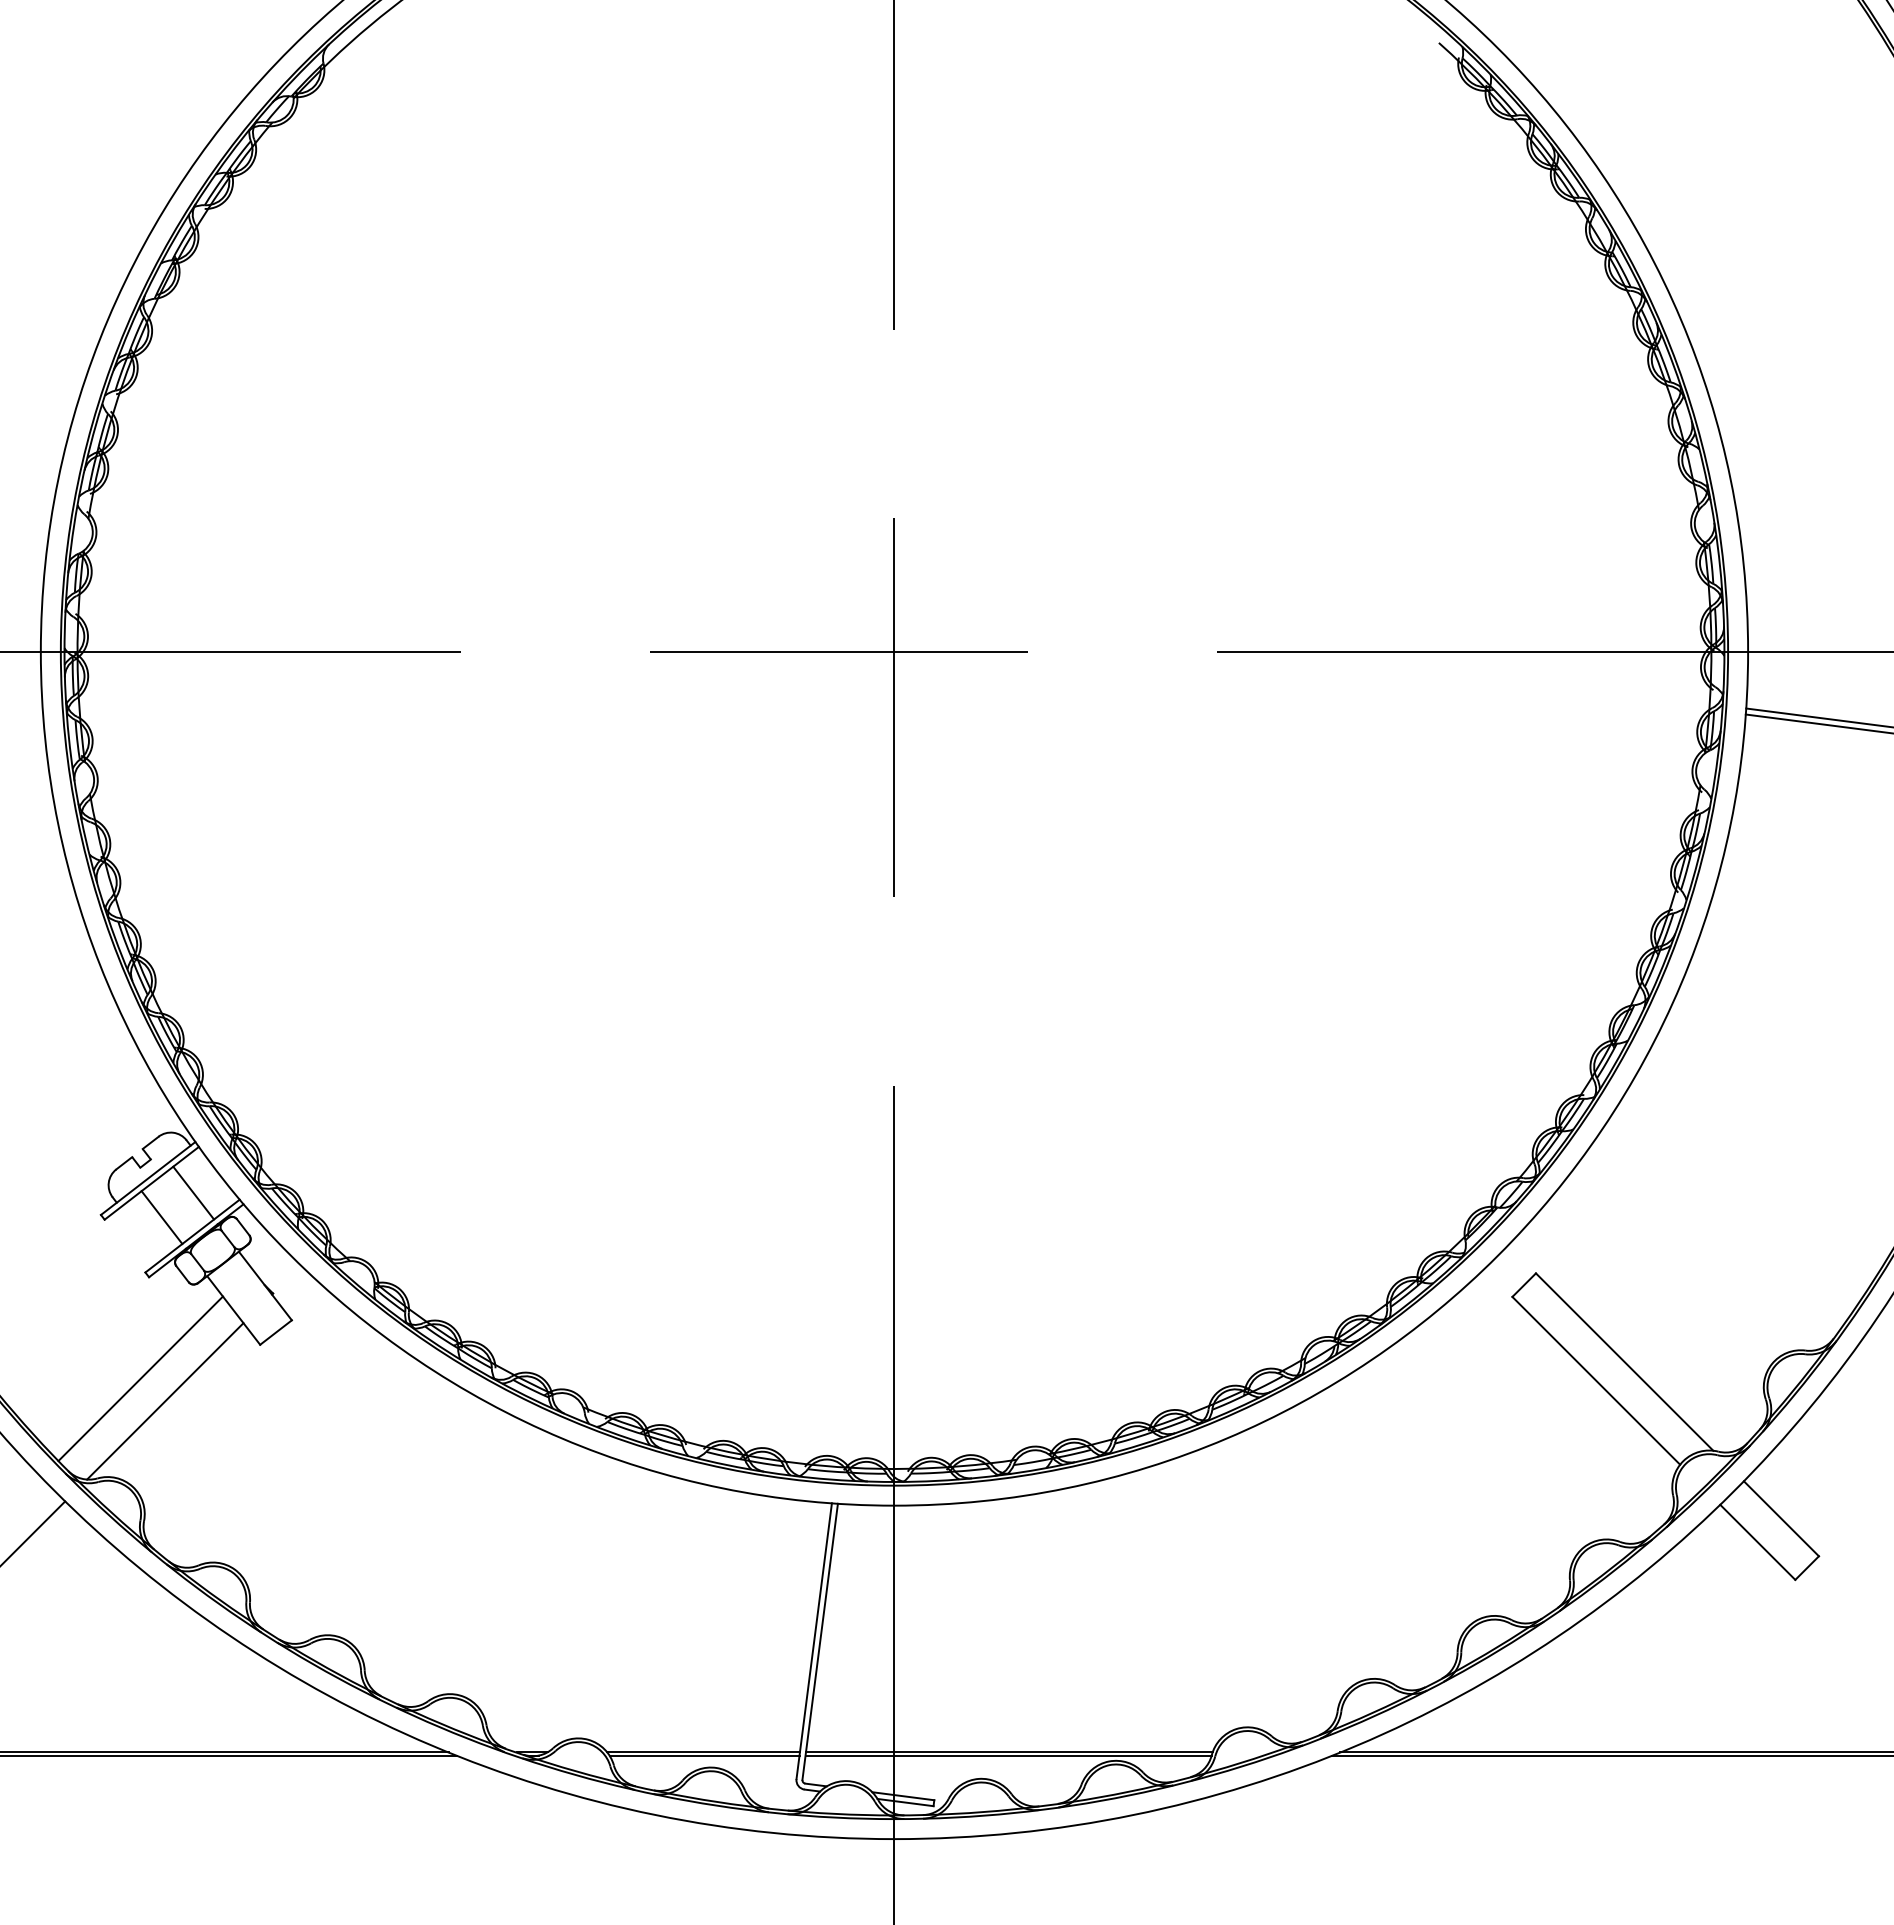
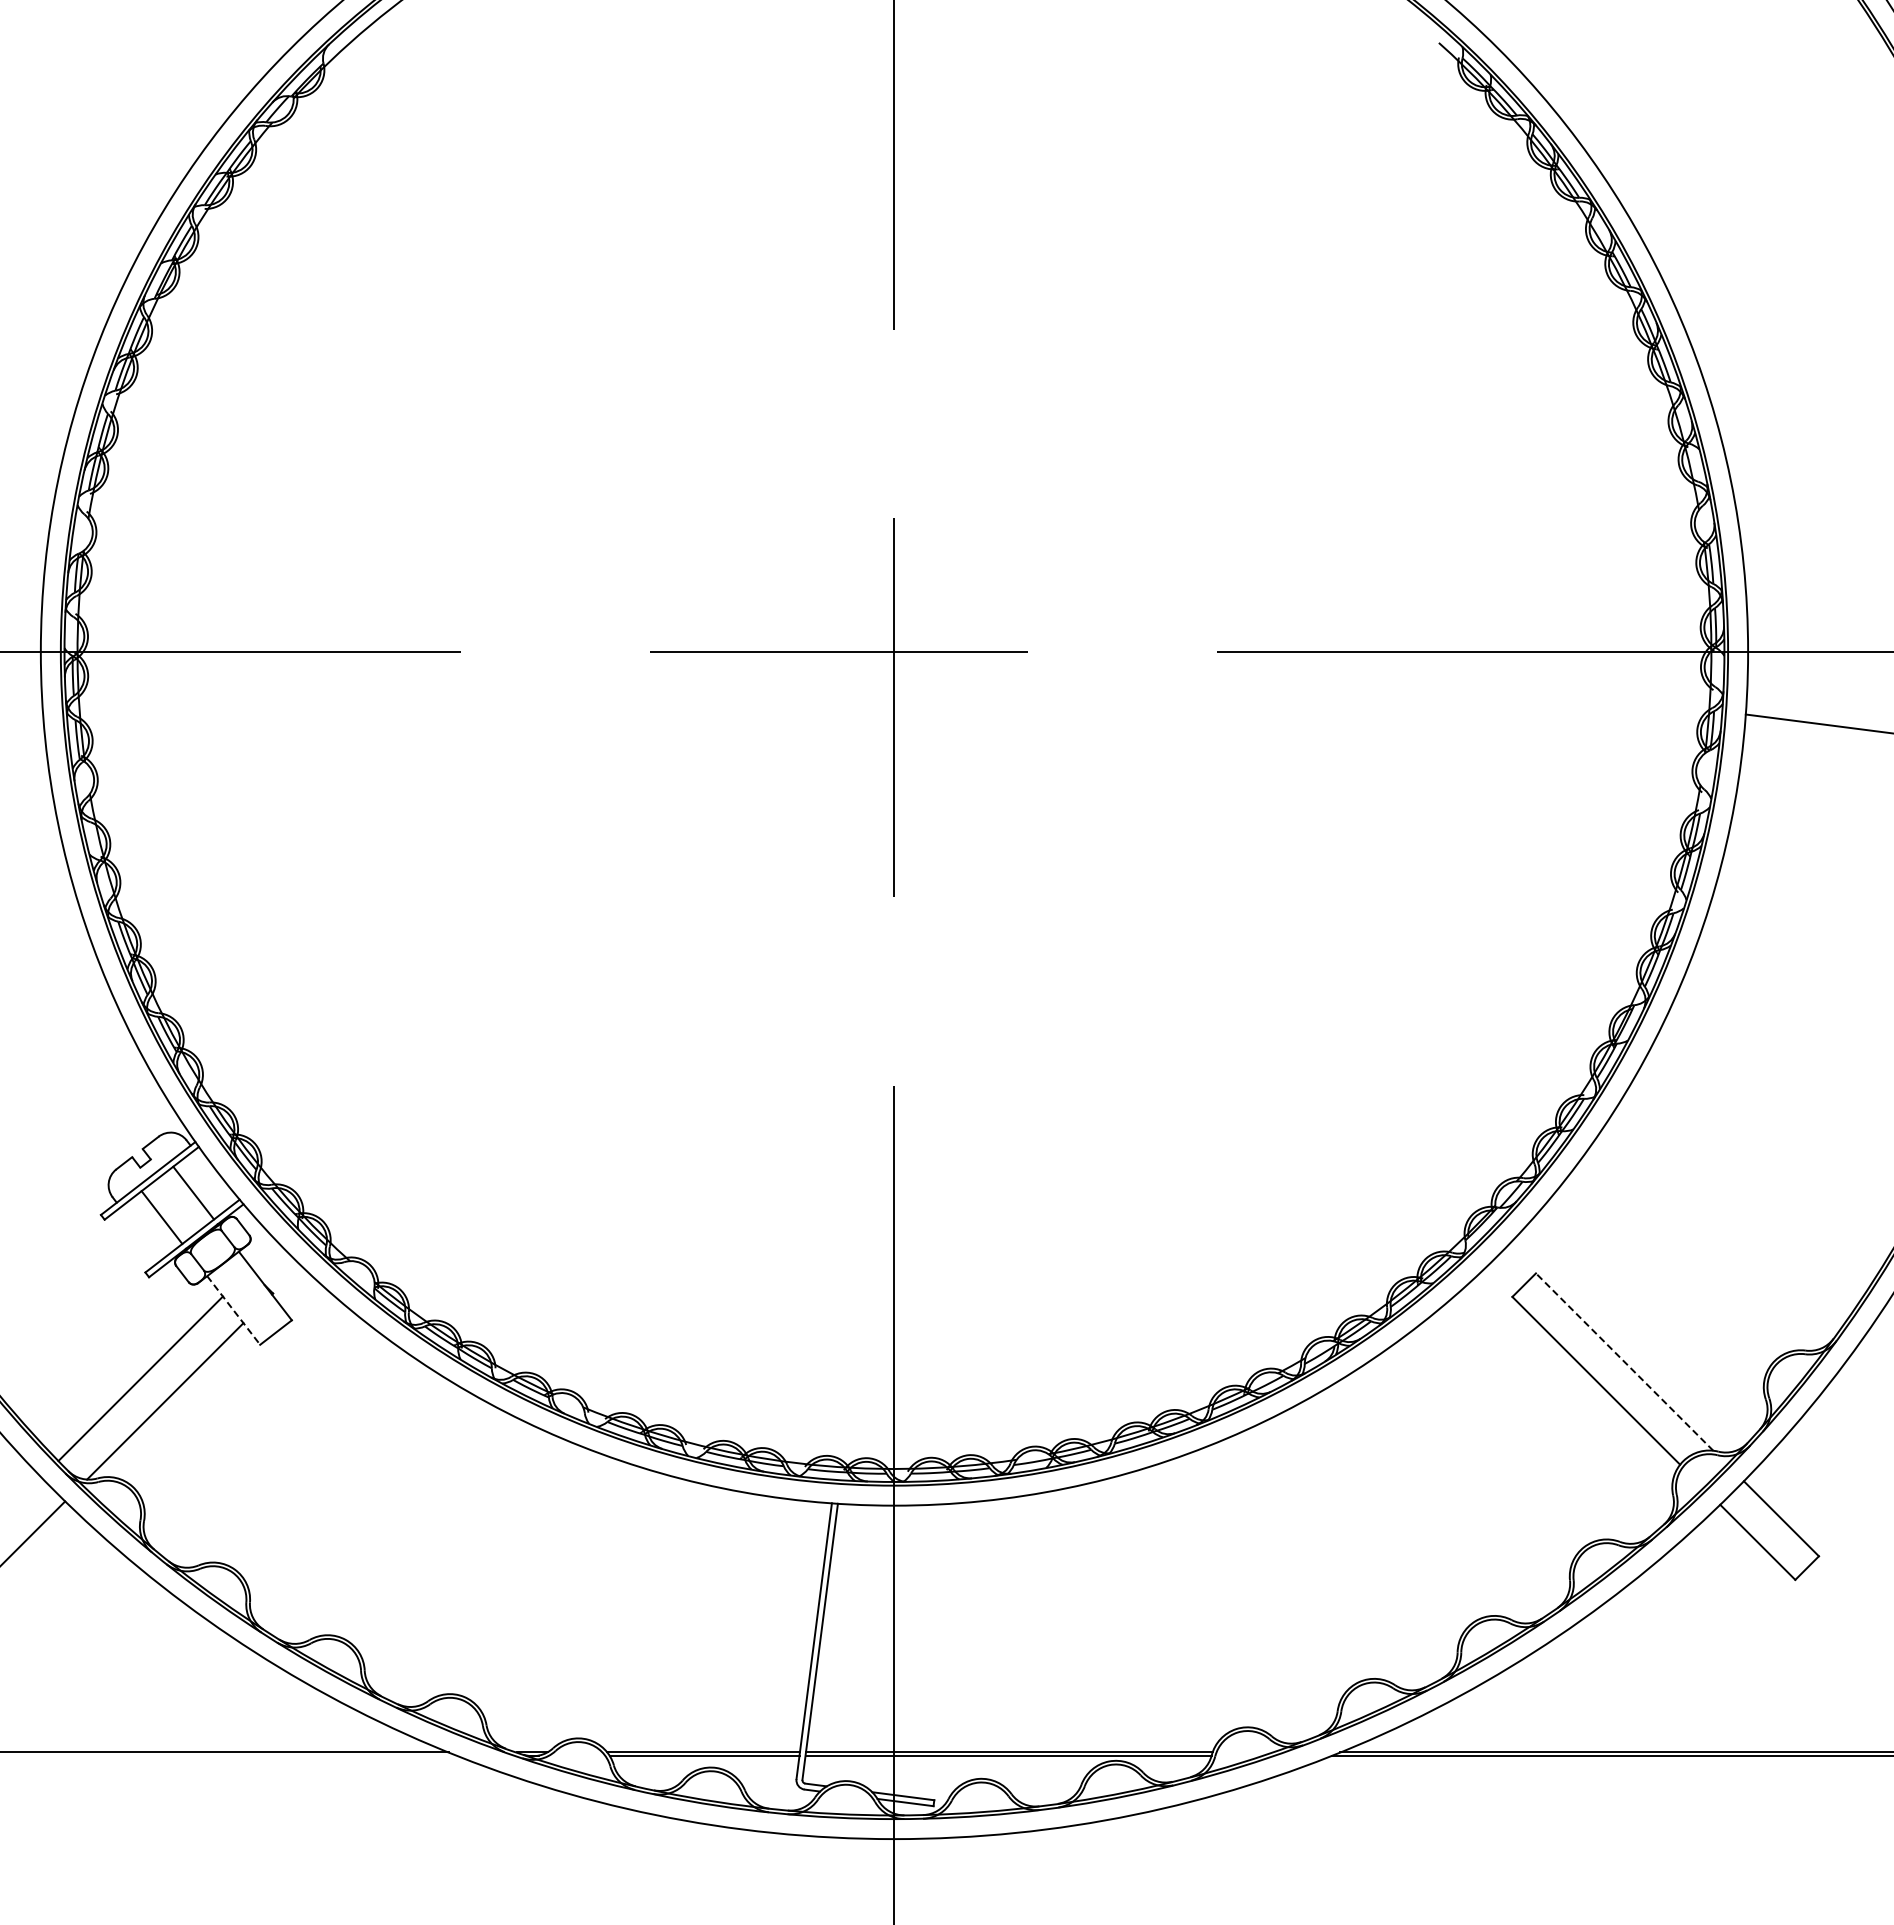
line: present -> none (1818, 717)
line: solid -> dashed (234, 1310)
line: solid -> dashed (1624, 1361)
line: present -> none (229, 1755)
